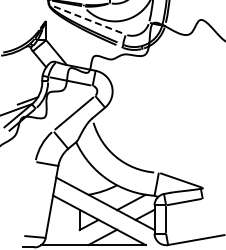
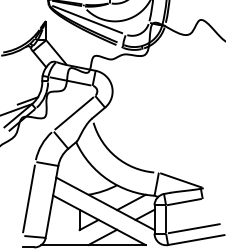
line: dashed -> solid (87, 19)
line: none -> present (28, 198)
line: none -> present (193, 228)
